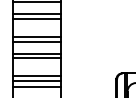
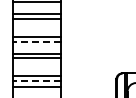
line: solid -> dashed (36, 41)
line: solid -> dashed (36, 80)
